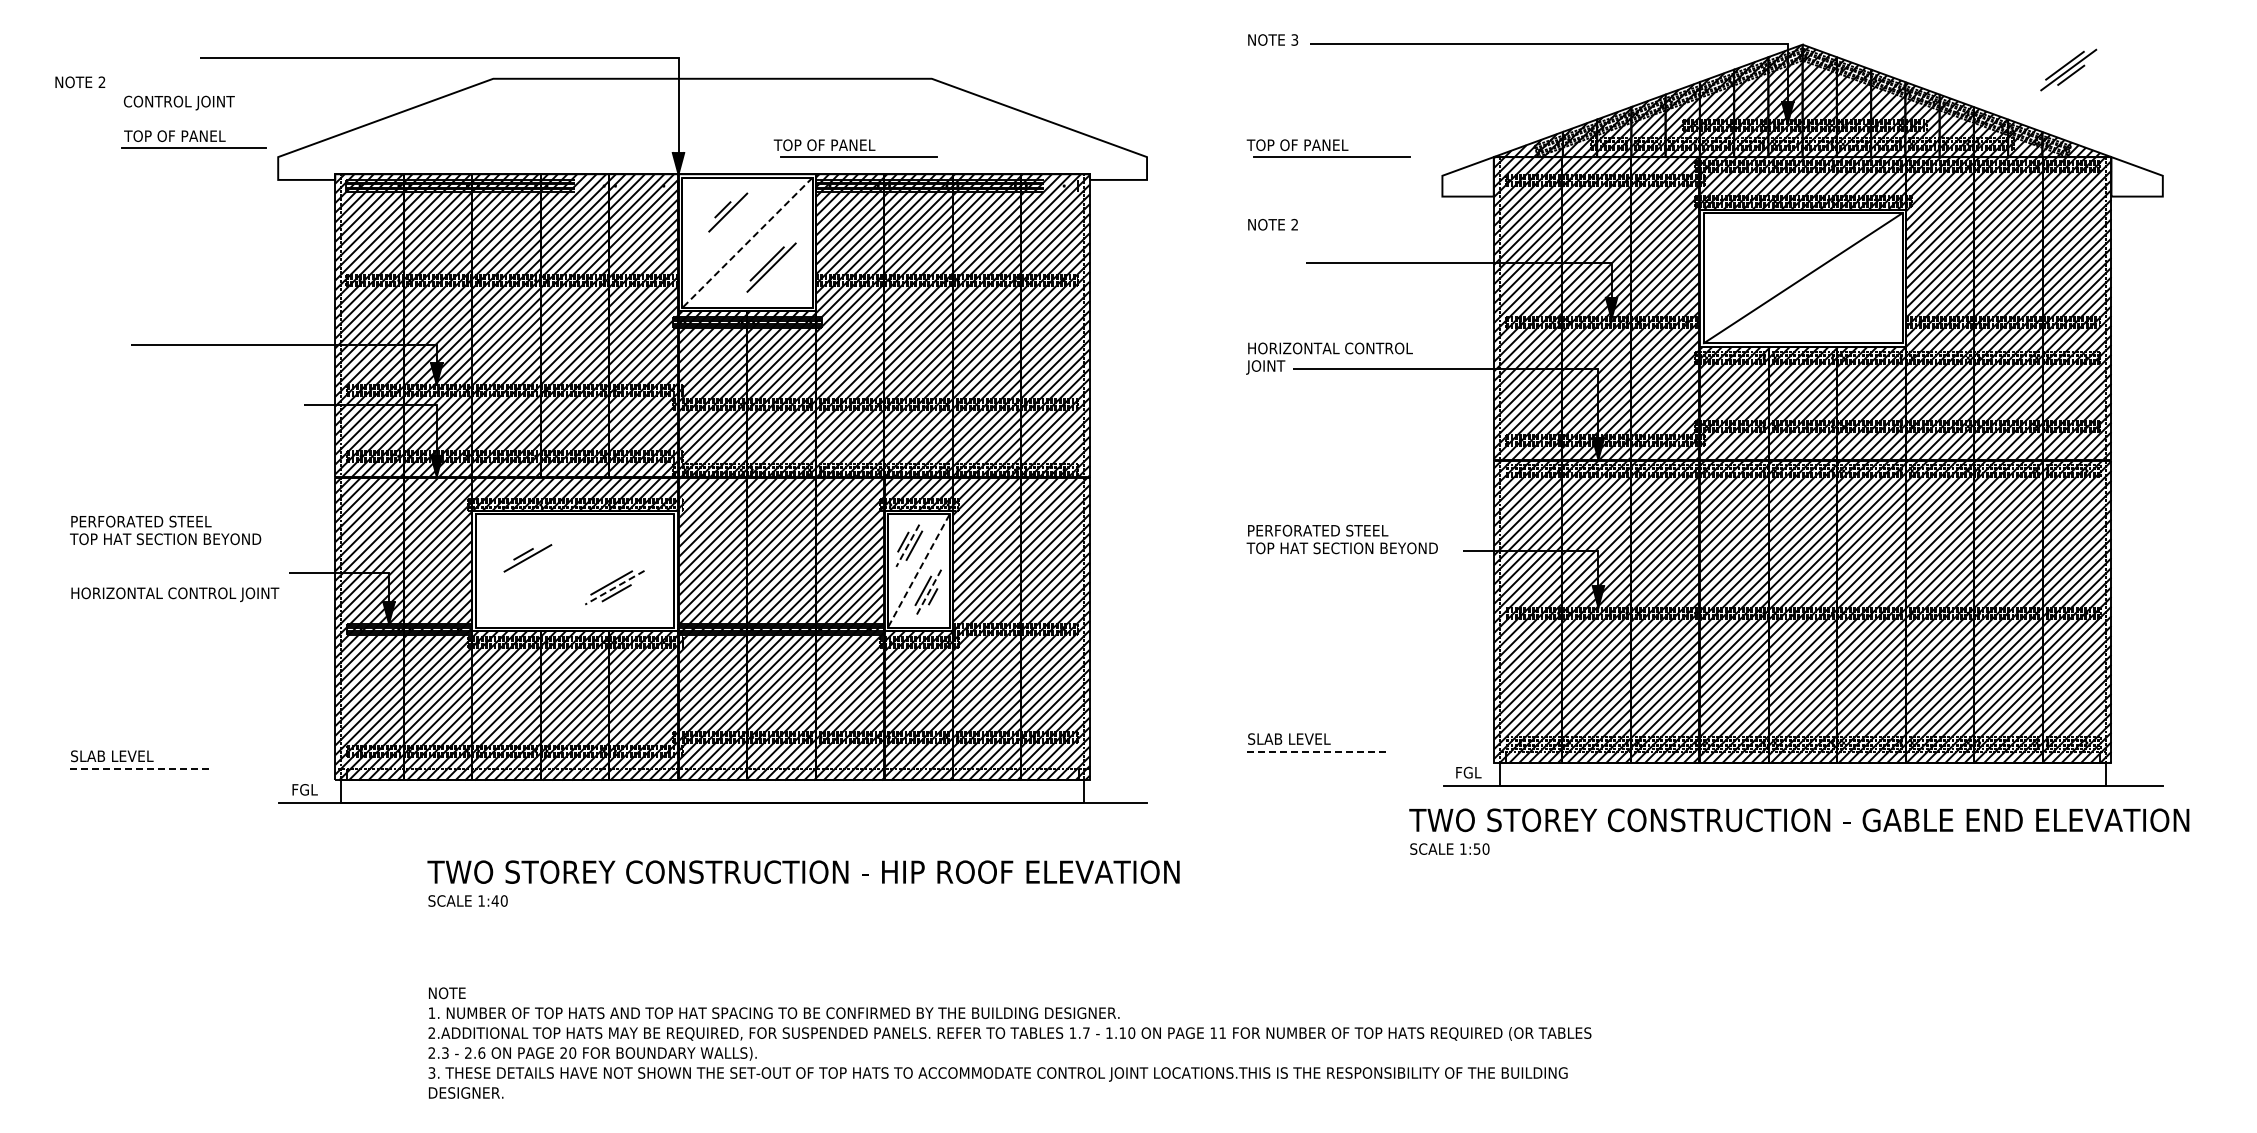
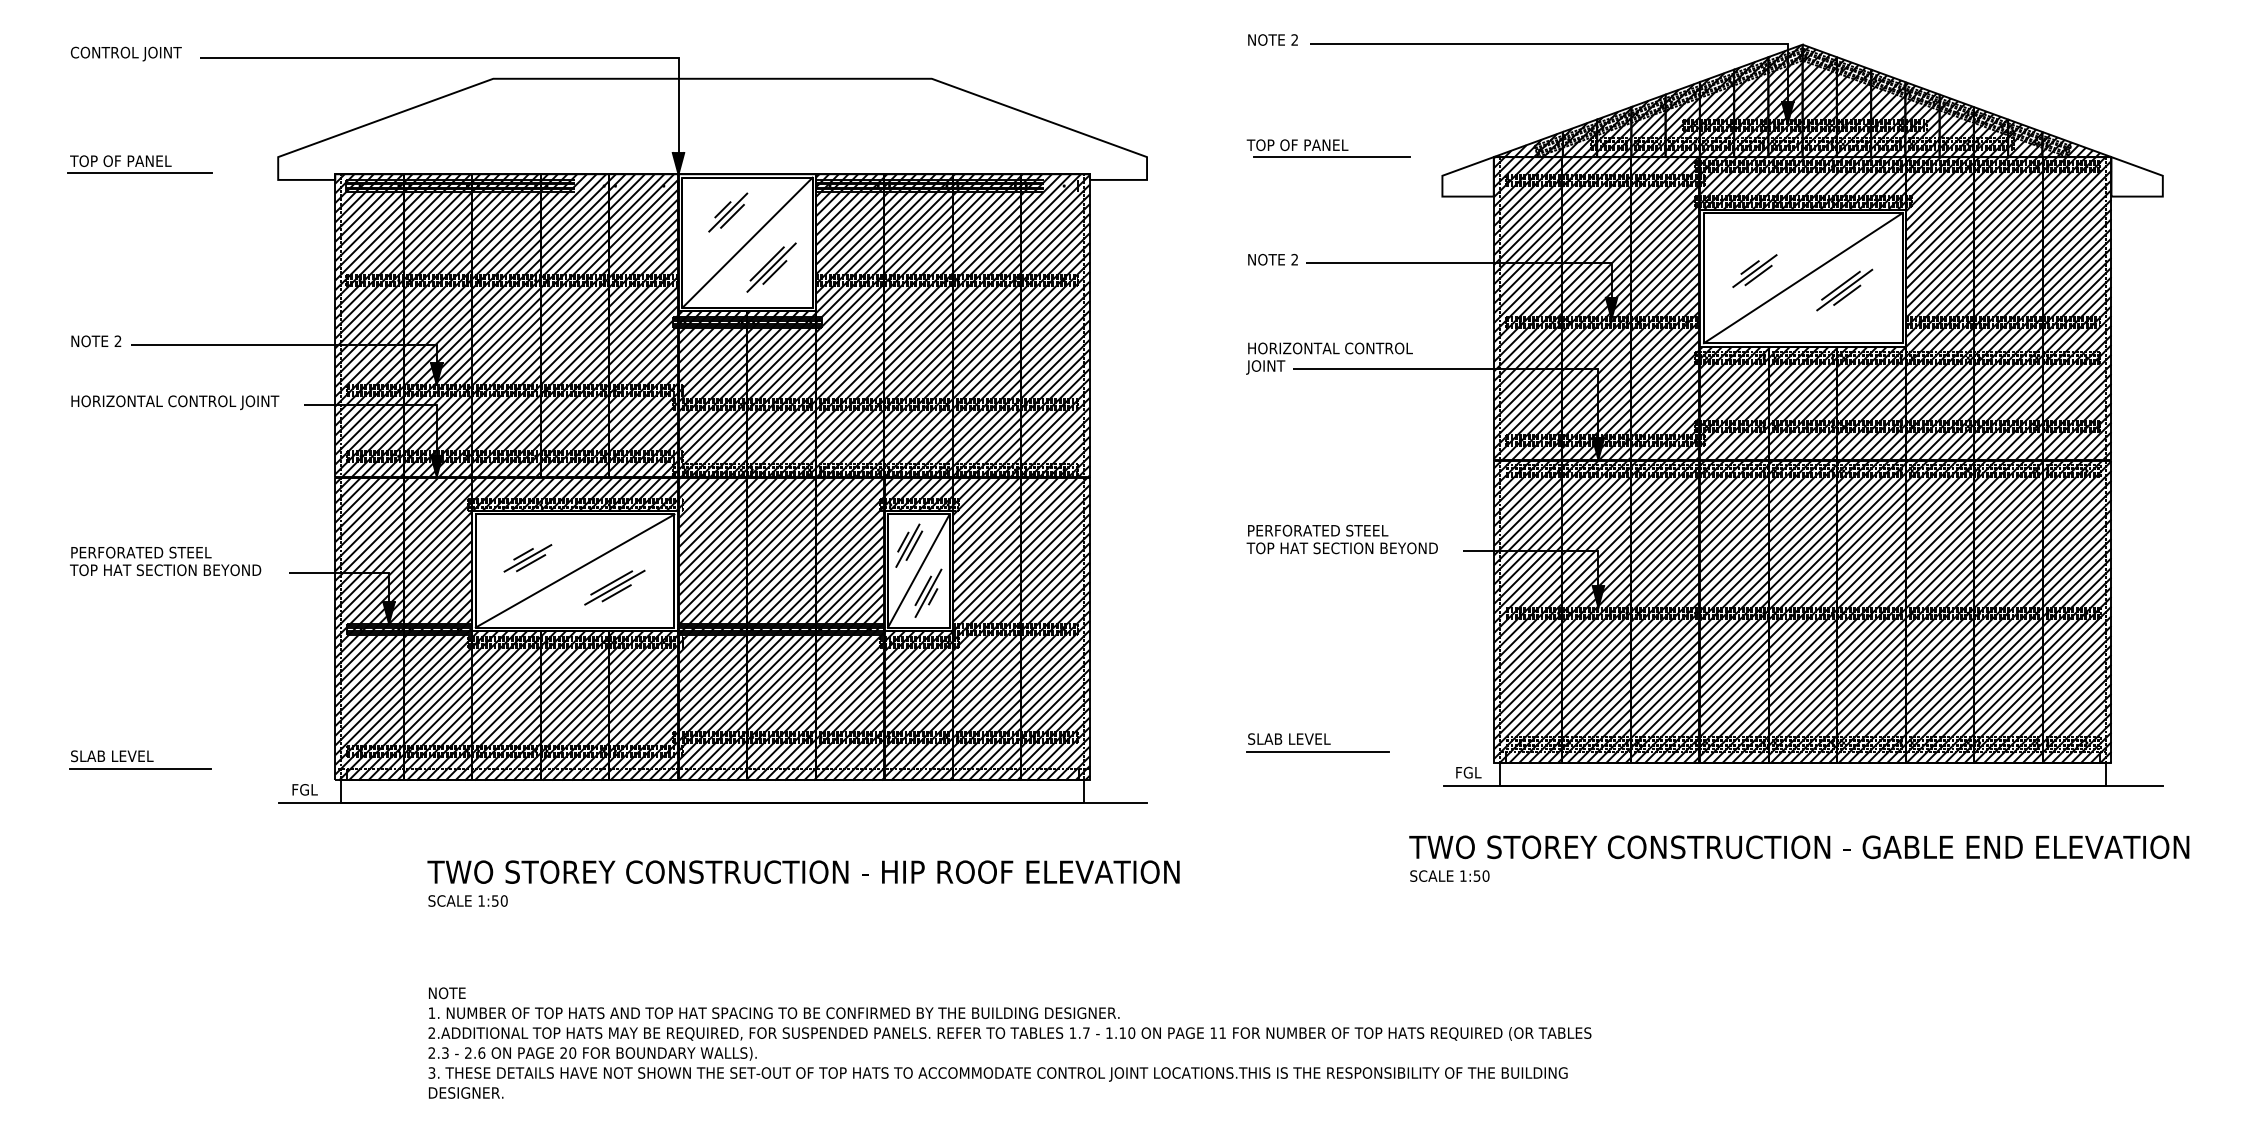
text: 3 -> 2 (1294, 39)
part position: (2068, 69) -> (1844, 289) (1844, 289)
text position: (80, 82) -> (96, 341) (96, 341)
text position: (178, 102) -> (125, 53) (125, 53)
part position: (193, 139) -> (139, 164) (139, 164)
part: present -> none (855, 148)
line: none -> present (732, 215)
text position: (1272, 224) -> (1272, 259) (1272, 259)
line: dashed -> solid (747, 243)
part: none -> present (1754, 270)
line: none -> present (774, 272)
text position: (165, 530) -> (165, 561) (165, 561)
line: dashed -> solid (907, 546)
line: none -> present (531, 563)
line: none -> present (574, 570)
line: dashed -> solid (918, 571)
line: dashed -> solid (614, 587)
line: dashed -> solid (928, 593)
text position: (175, 594) -> (175, 402) (175, 402)
line: dashed -> solid (1317, 751)
line: dashed -> solid (140, 768)
text position: (1799, 831) -> (1799, 858) (1799, 858)
text: 1:40 -> 1:50 (494, 900)
